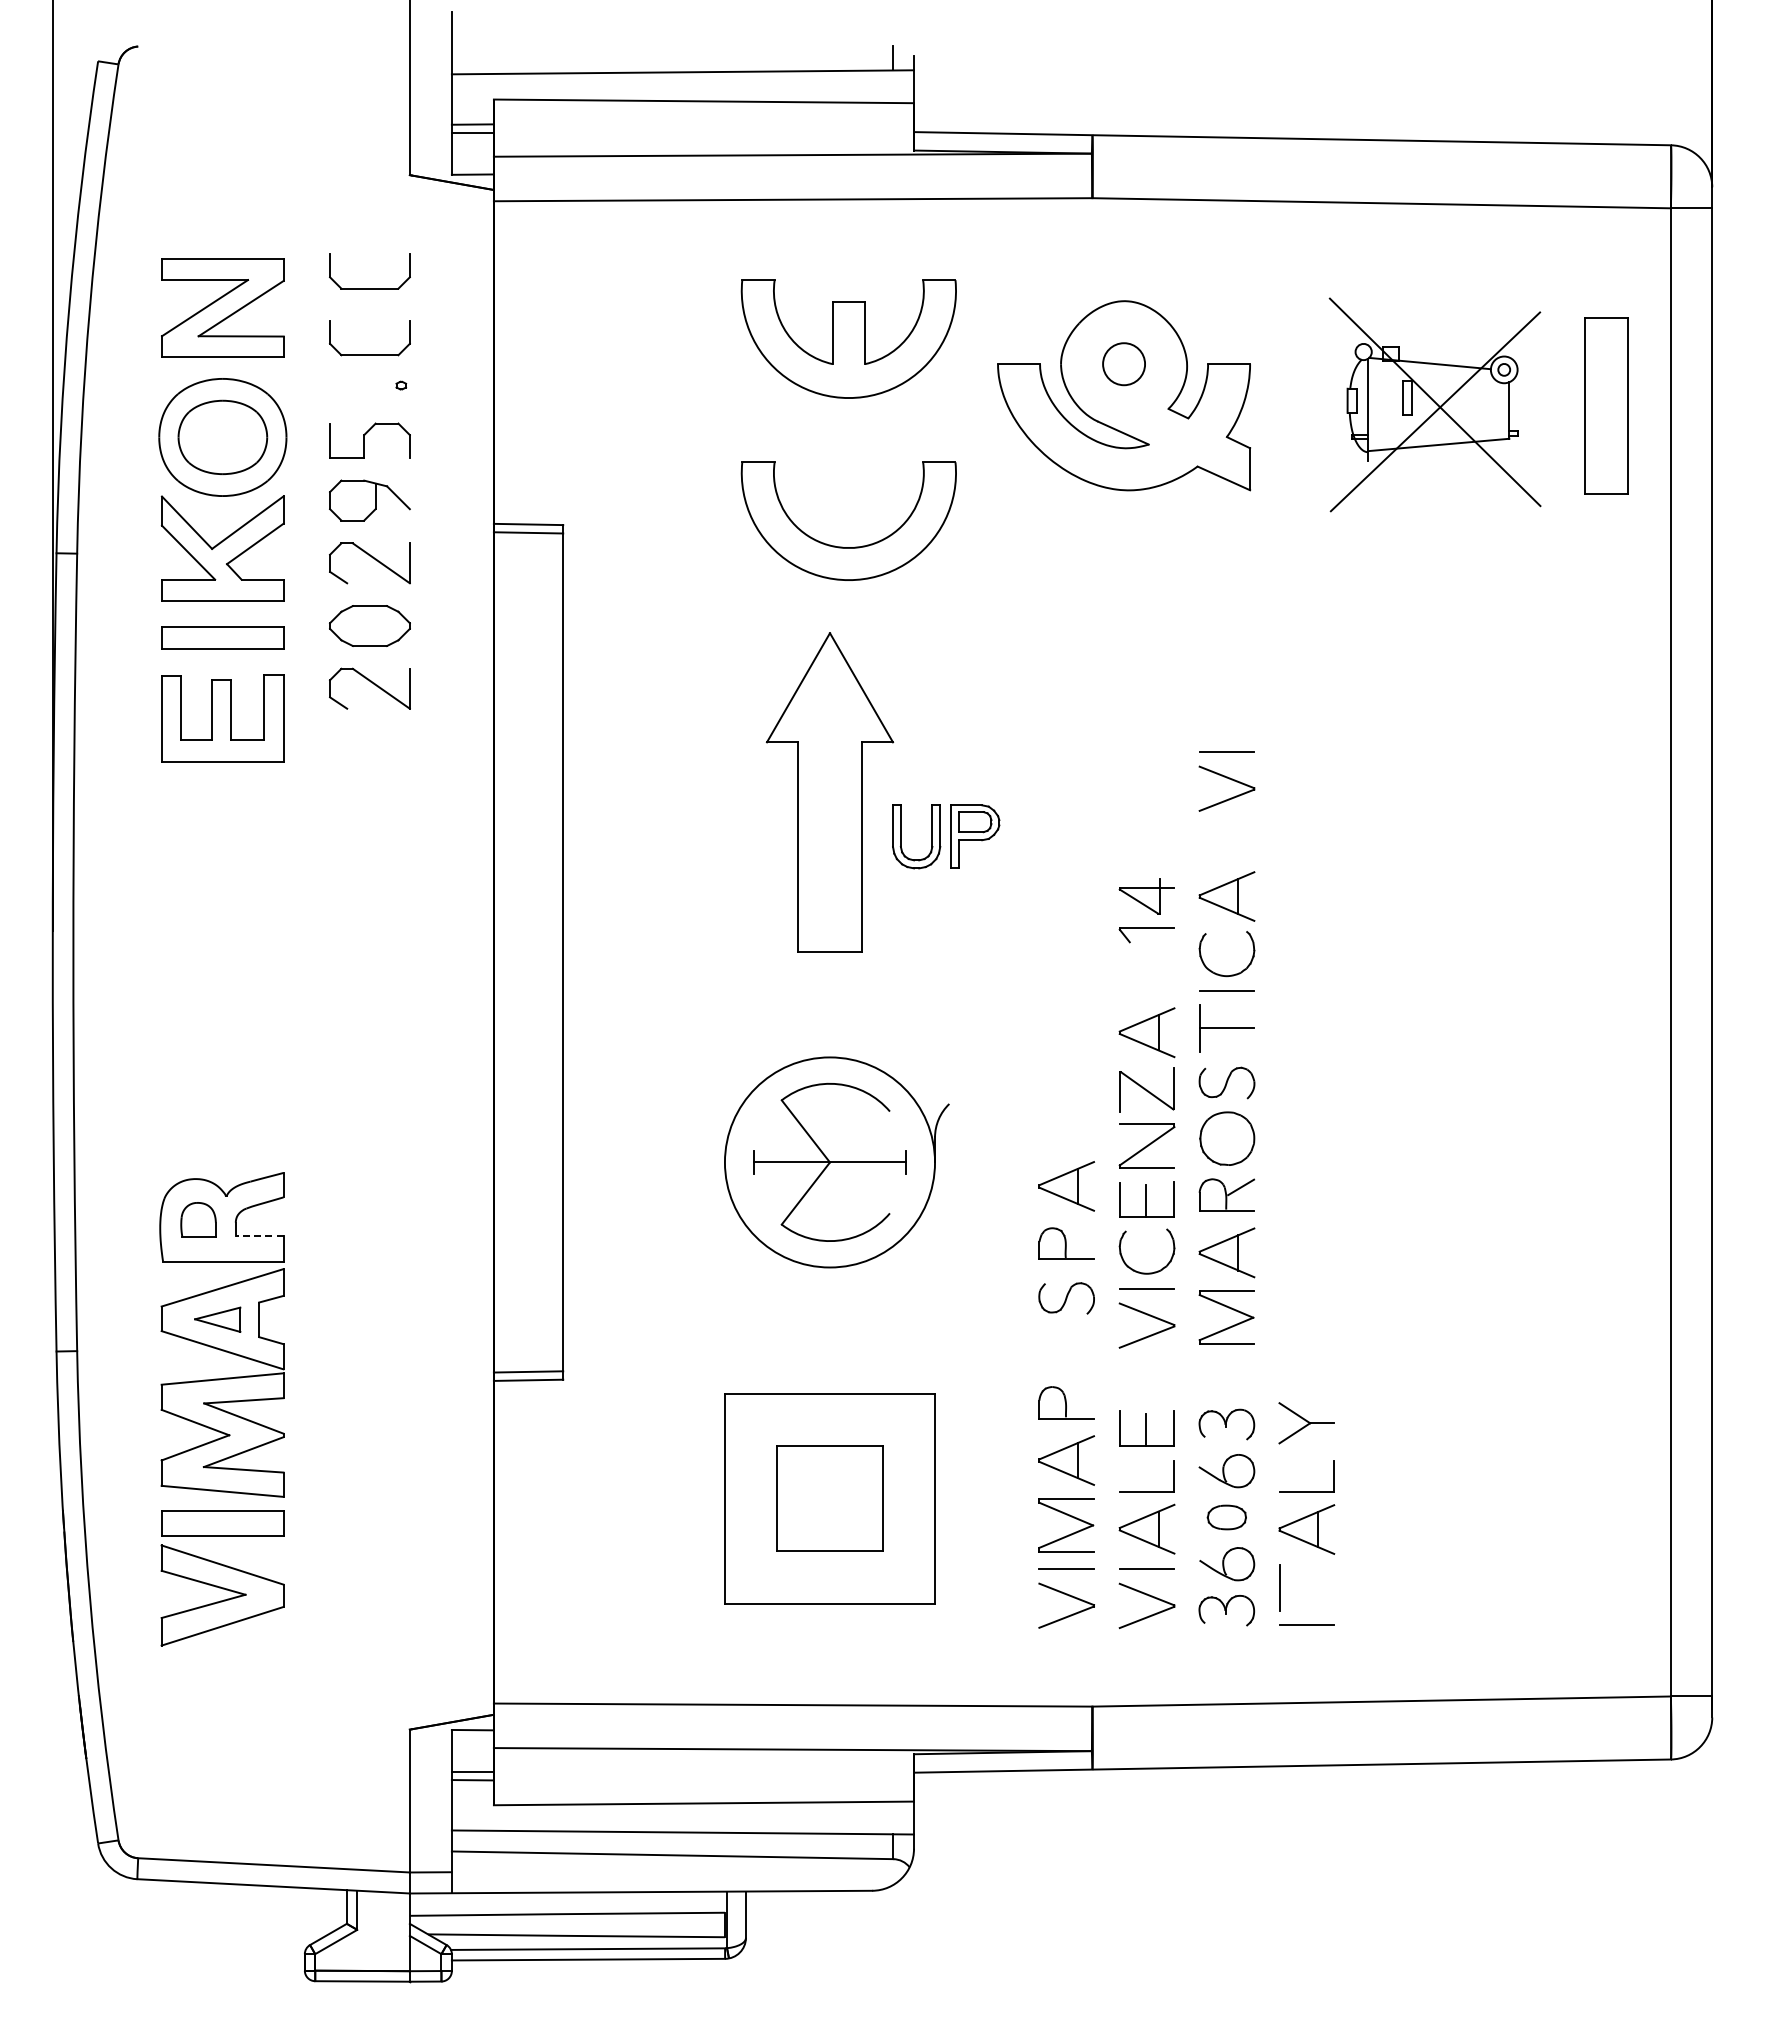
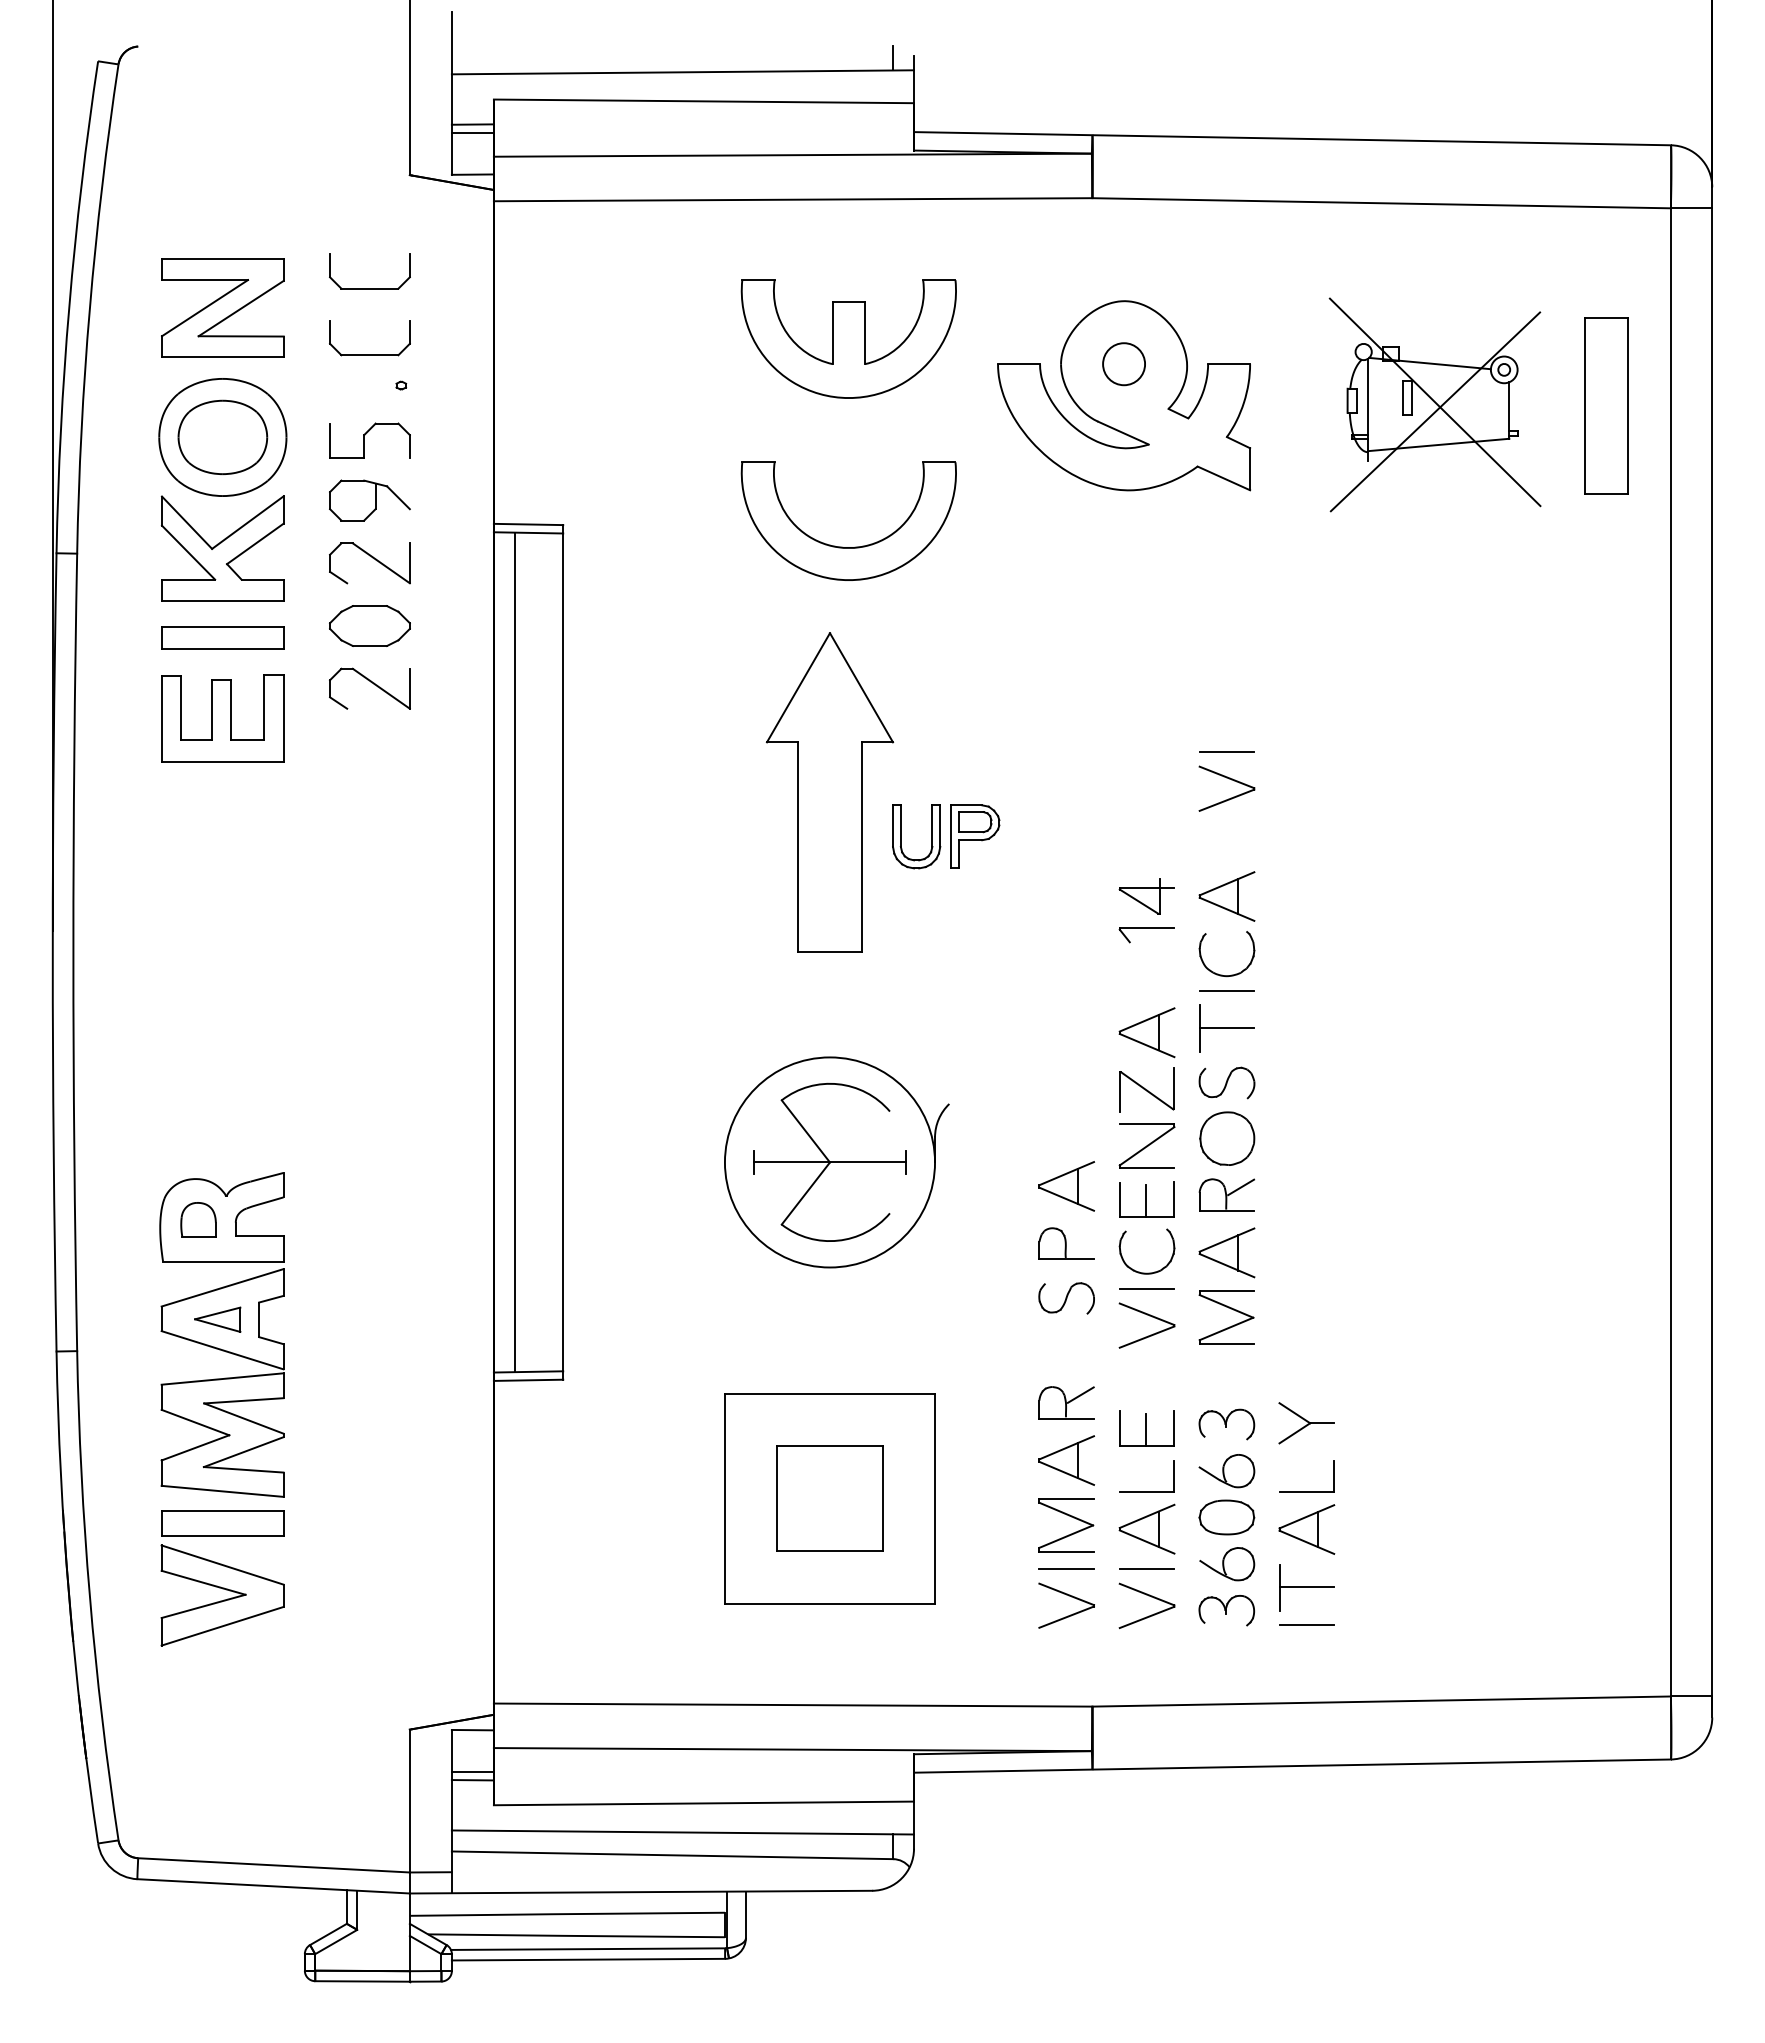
line: none -> present (515, 952)
line: dashed -> solid (259, 1236)
line: none -> present (1080, 1394)
part size: 41x27 px -> 58x37 px (1226, 1517)
line: none -> present (1306, 1587)
